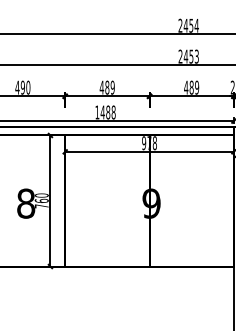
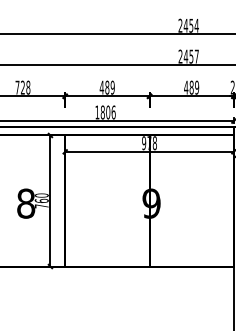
text: 2453 -> 2457 (196, 56)
text: 490 -> 728 (22, 87)
text: 1488 -> 1806 (107, 112)
